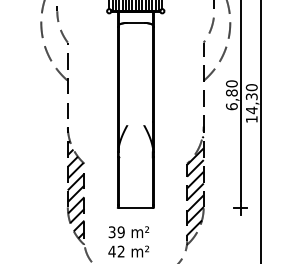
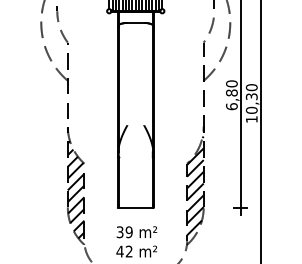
text: 14,30 -> 10,30 (251, 110)
text position: (128, 241) -> (136, 241) (136, 241)
